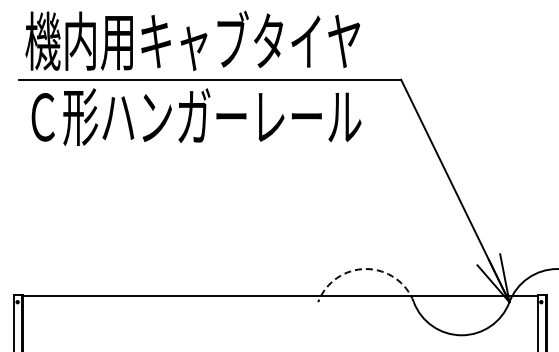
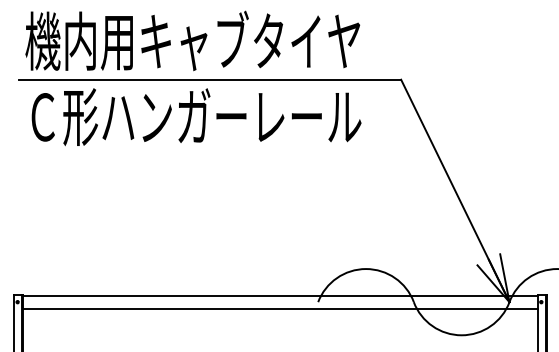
arc: dashed -> solid (366, 269)
line: none -> present (279, 308)
